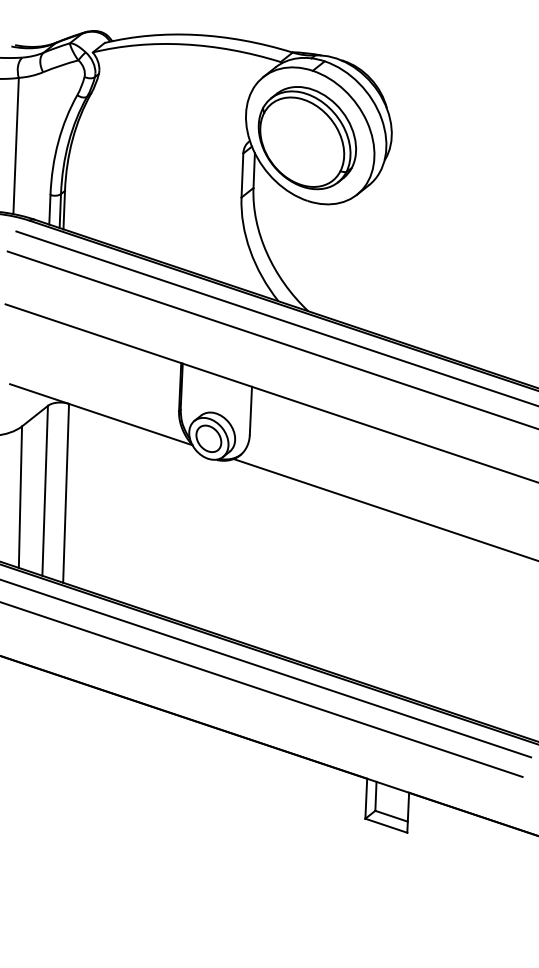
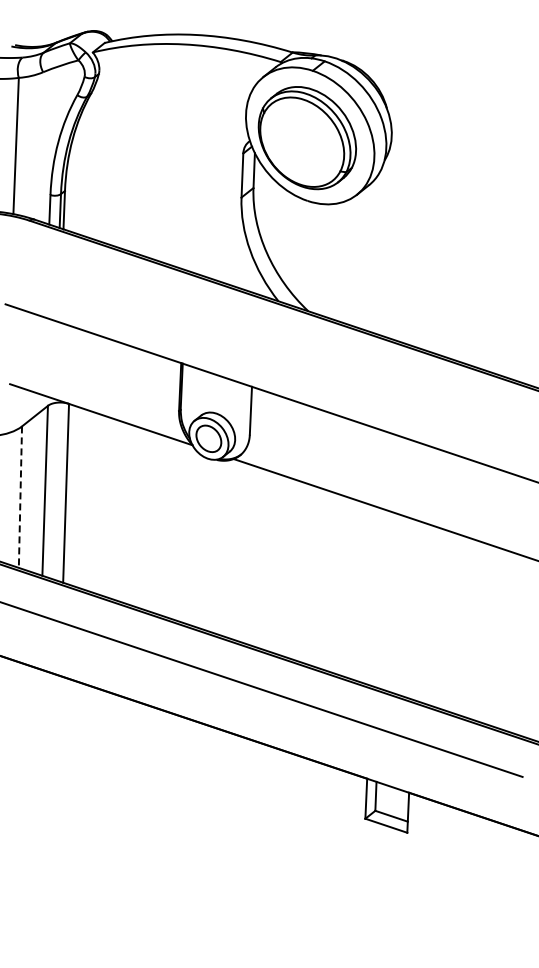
line: present -> none (275, 318)
line: present -> none (271, 339)
line: solid -> dashed (20, 497)
line: present -> none (266, 668)
